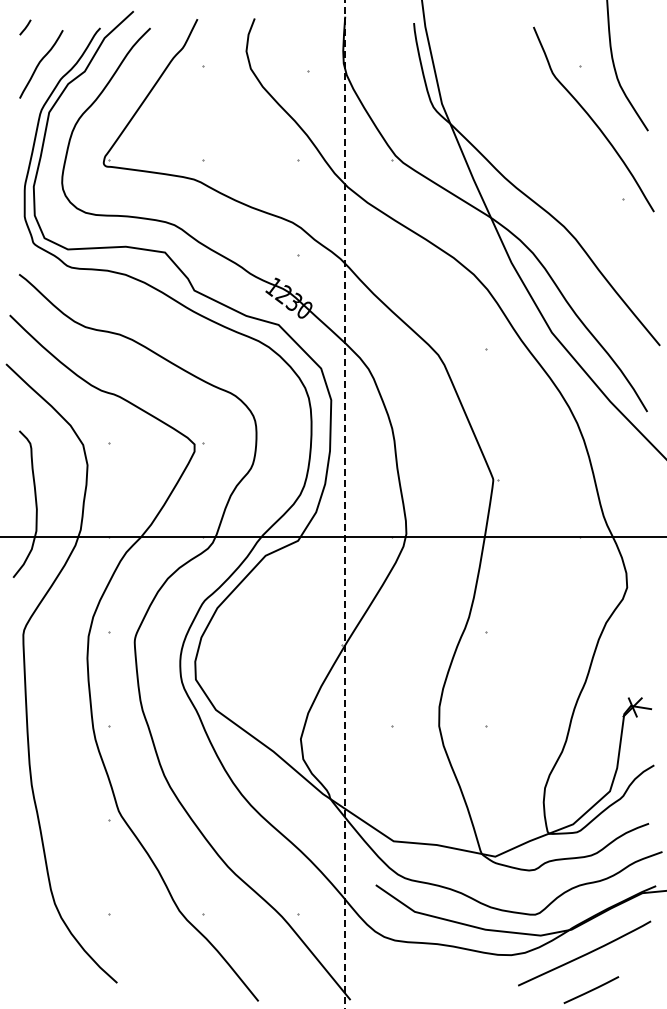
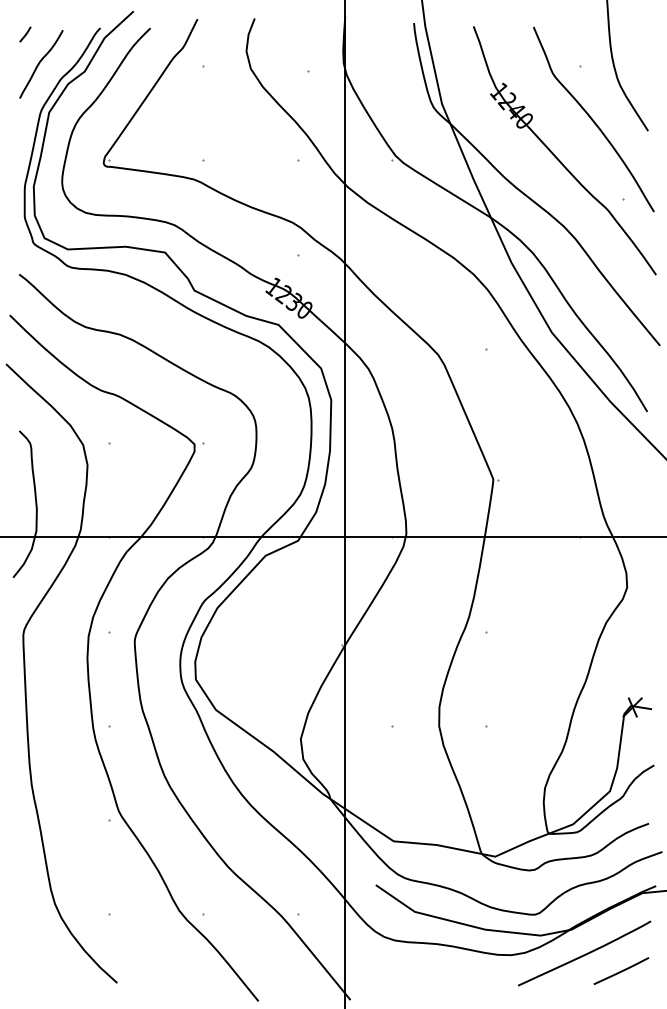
line position: (25, 27) -> (25, 34) (25, 34)
part: none -> present (557, 157)
line: dashed -> solid (344, 504)
line position: (591, 989) -> (621, 970) (621, 970)
